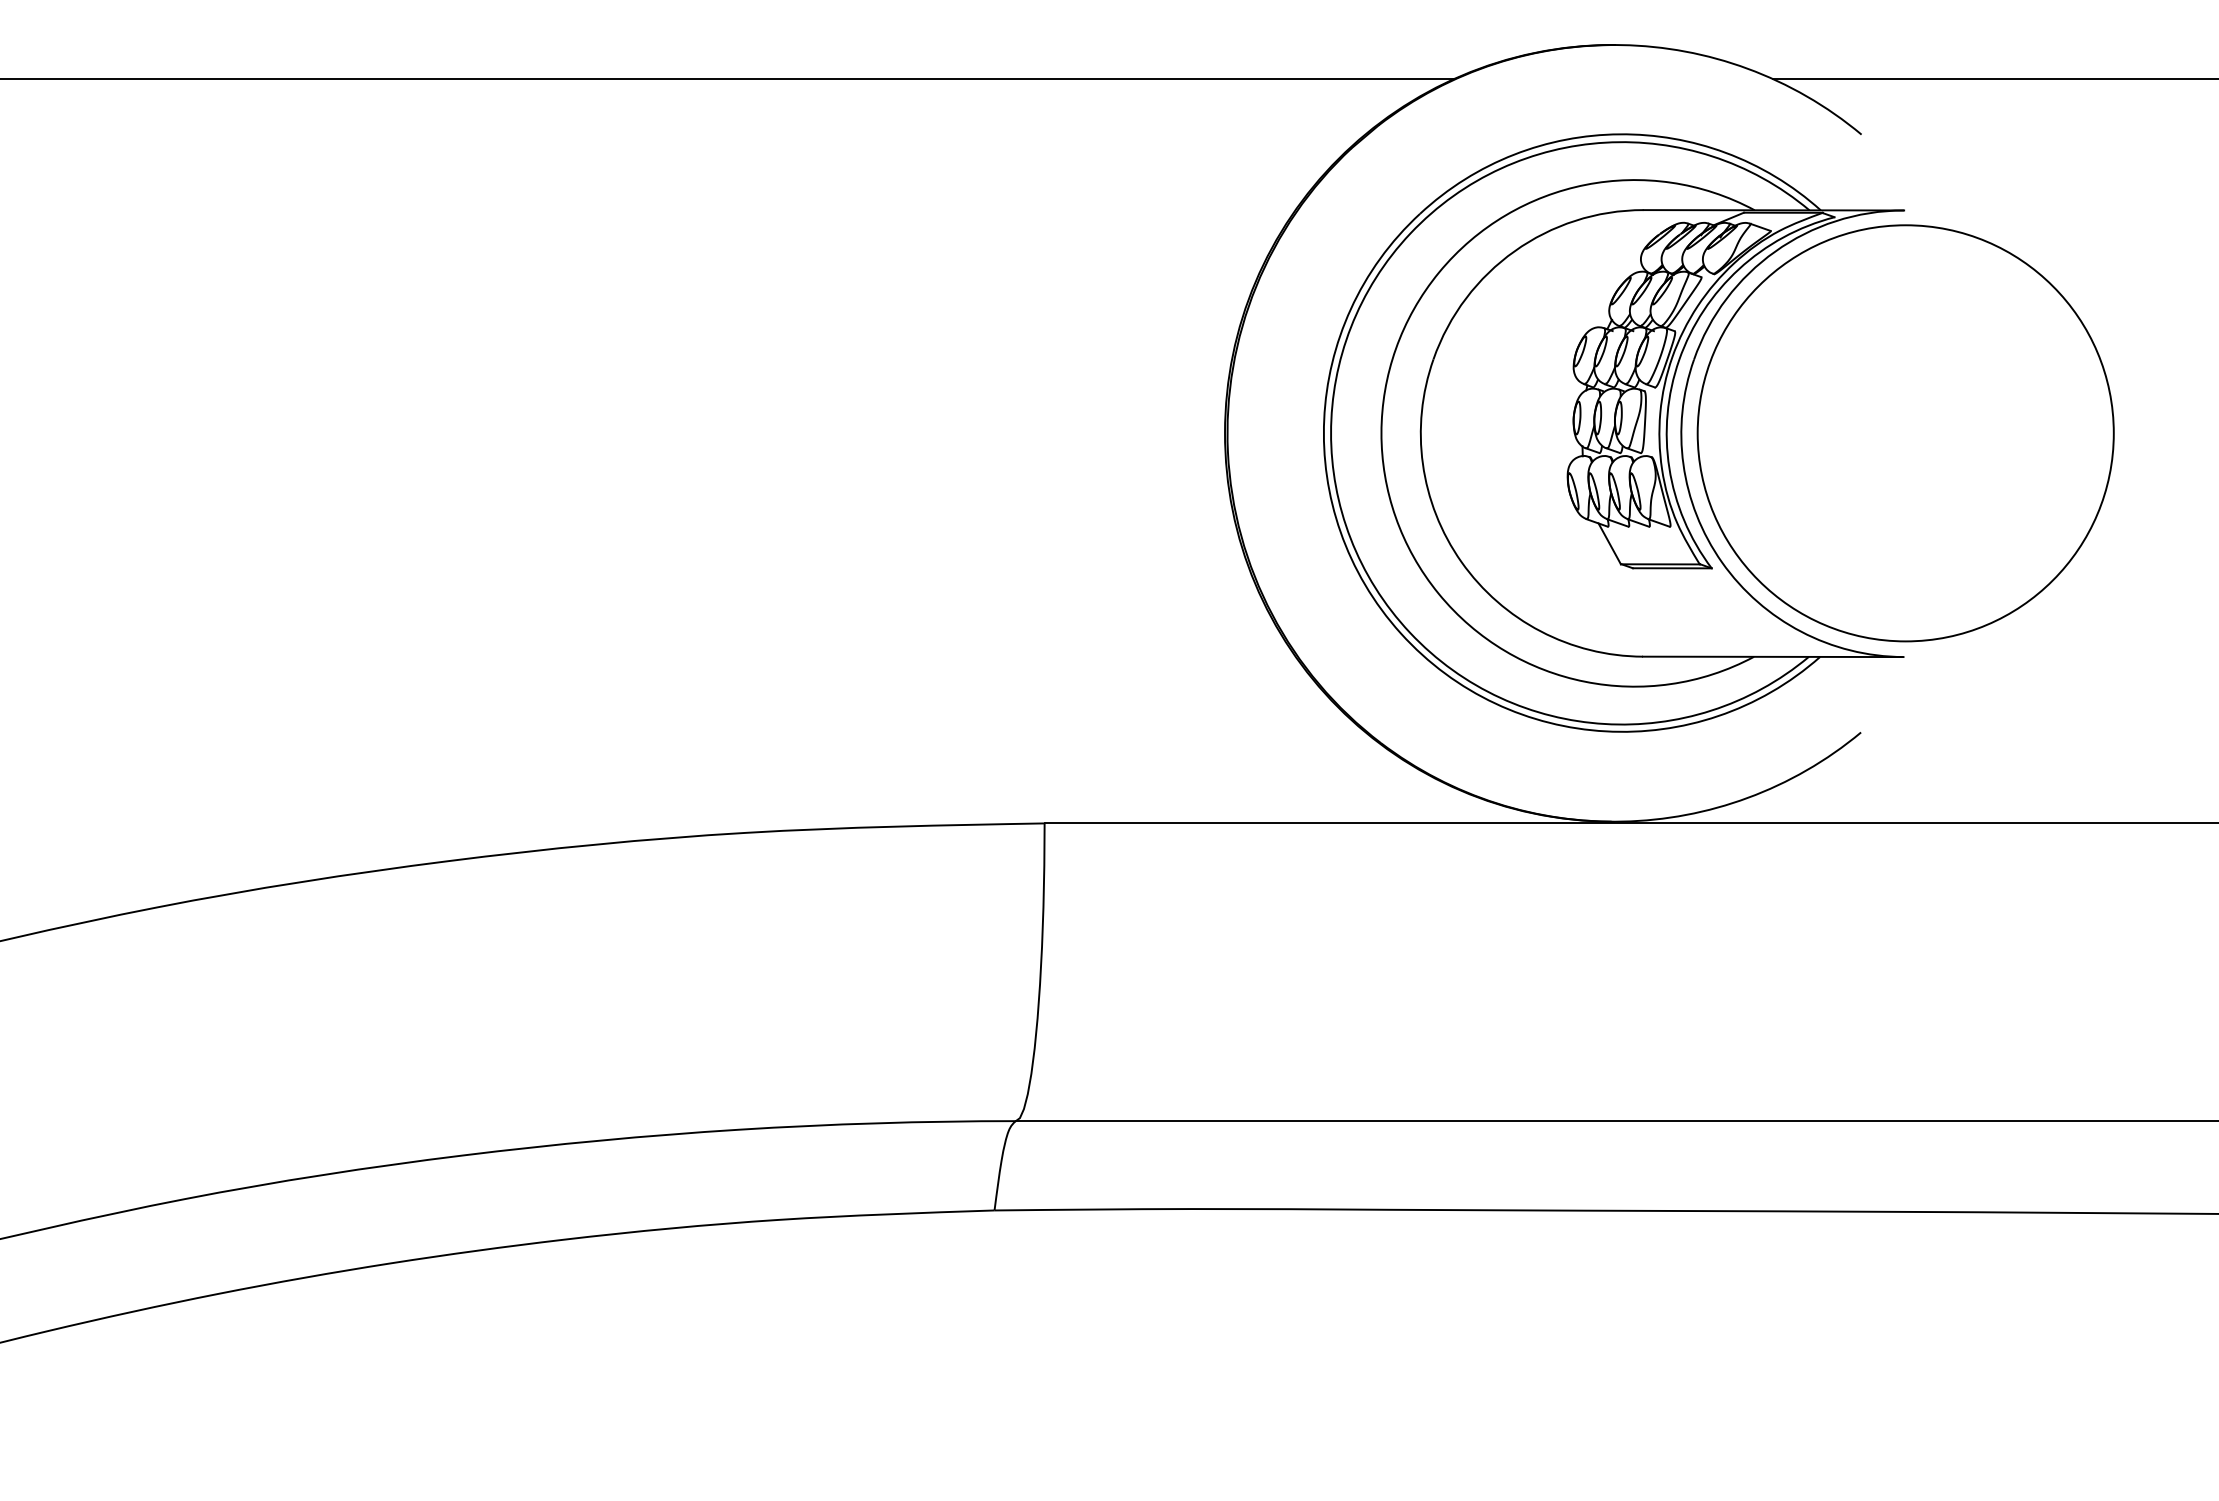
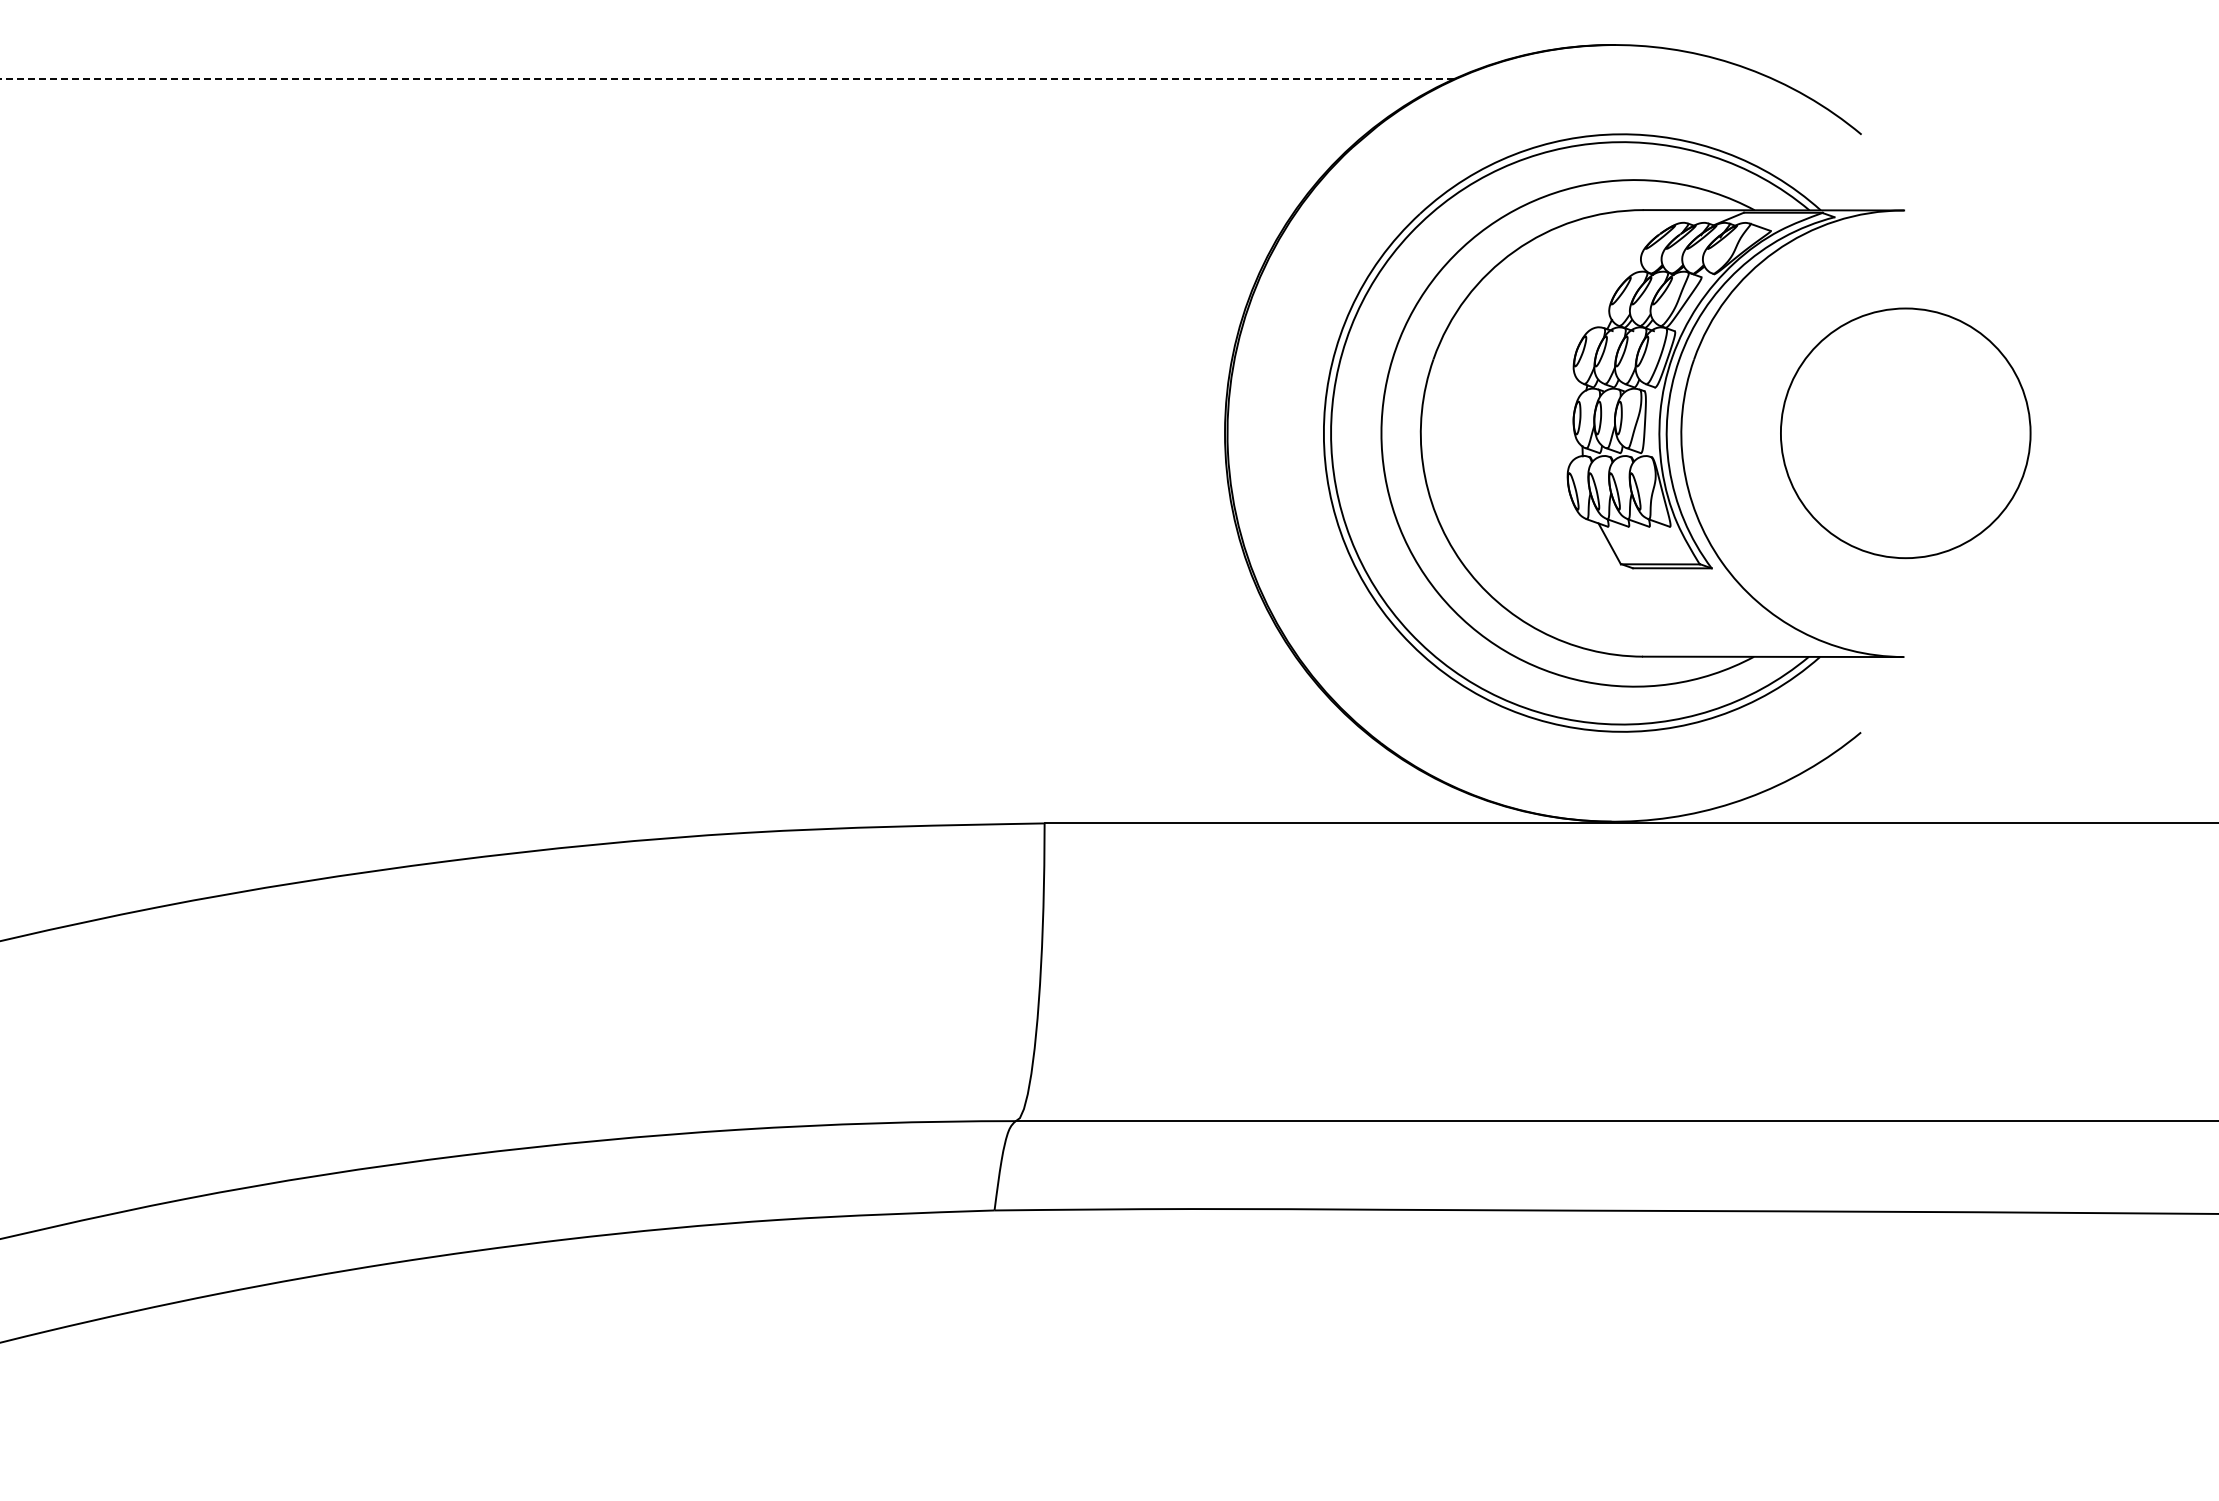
line: solid -> dashed (726, 79)
line: present -> none (1993, 79)
circle diameter: 416 px -> 250 px (1905, 433)
